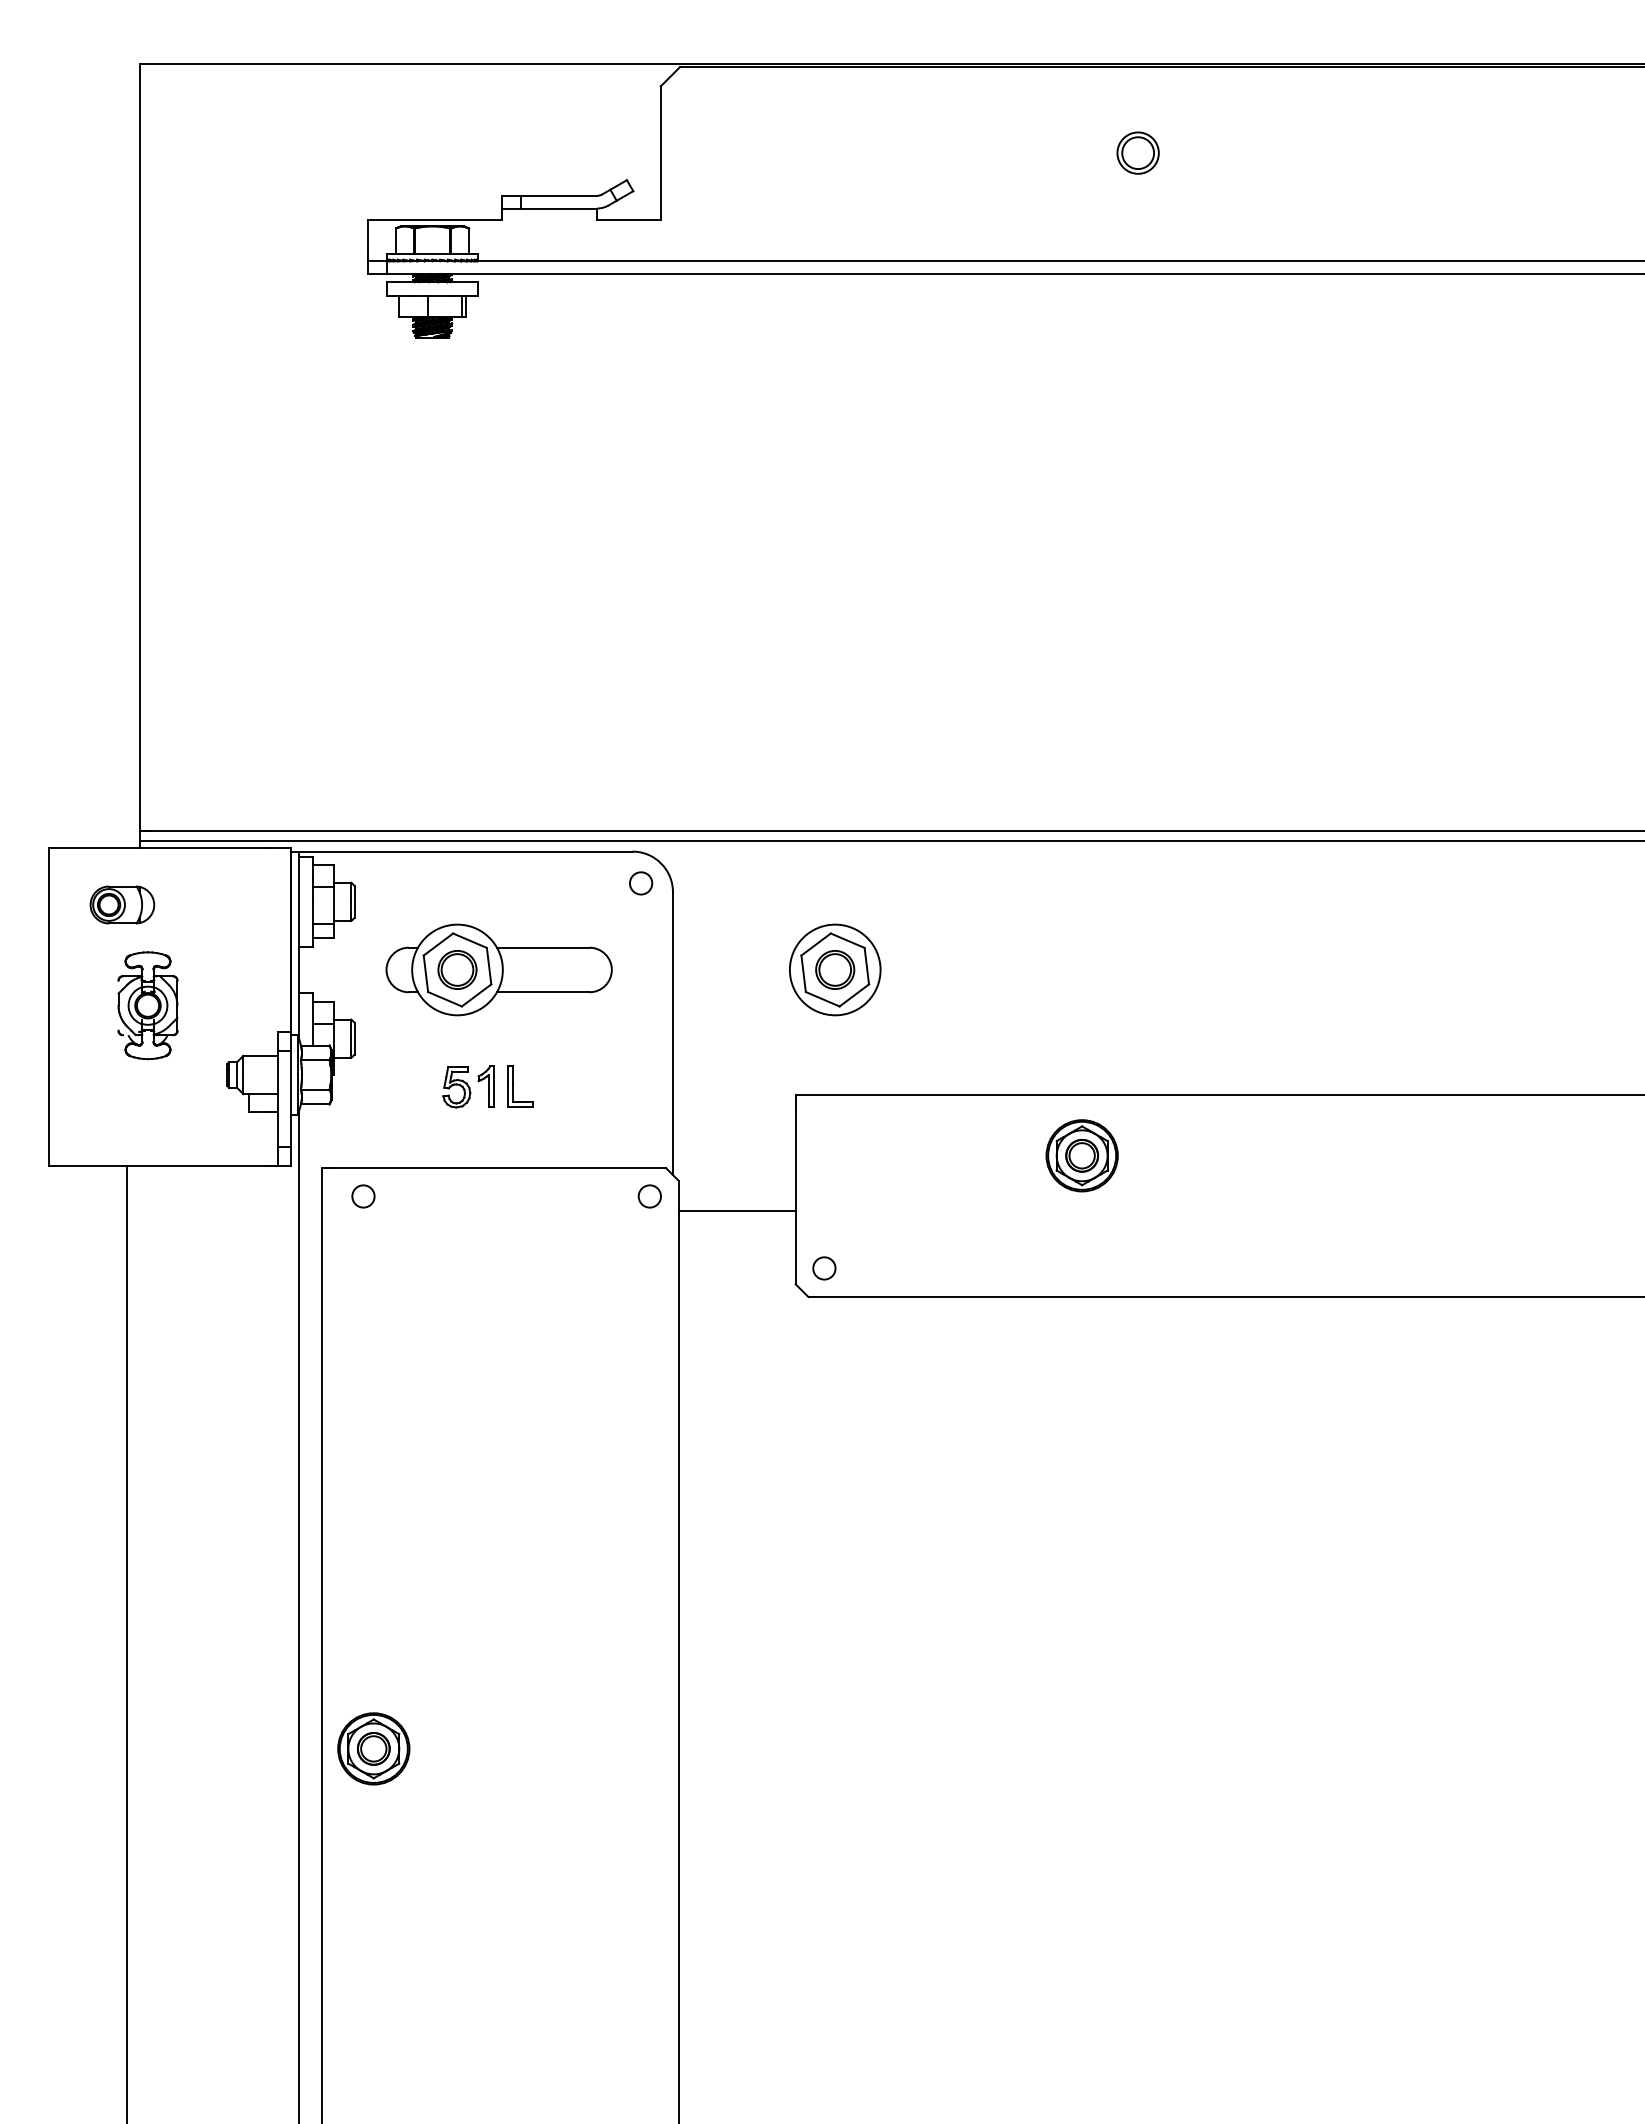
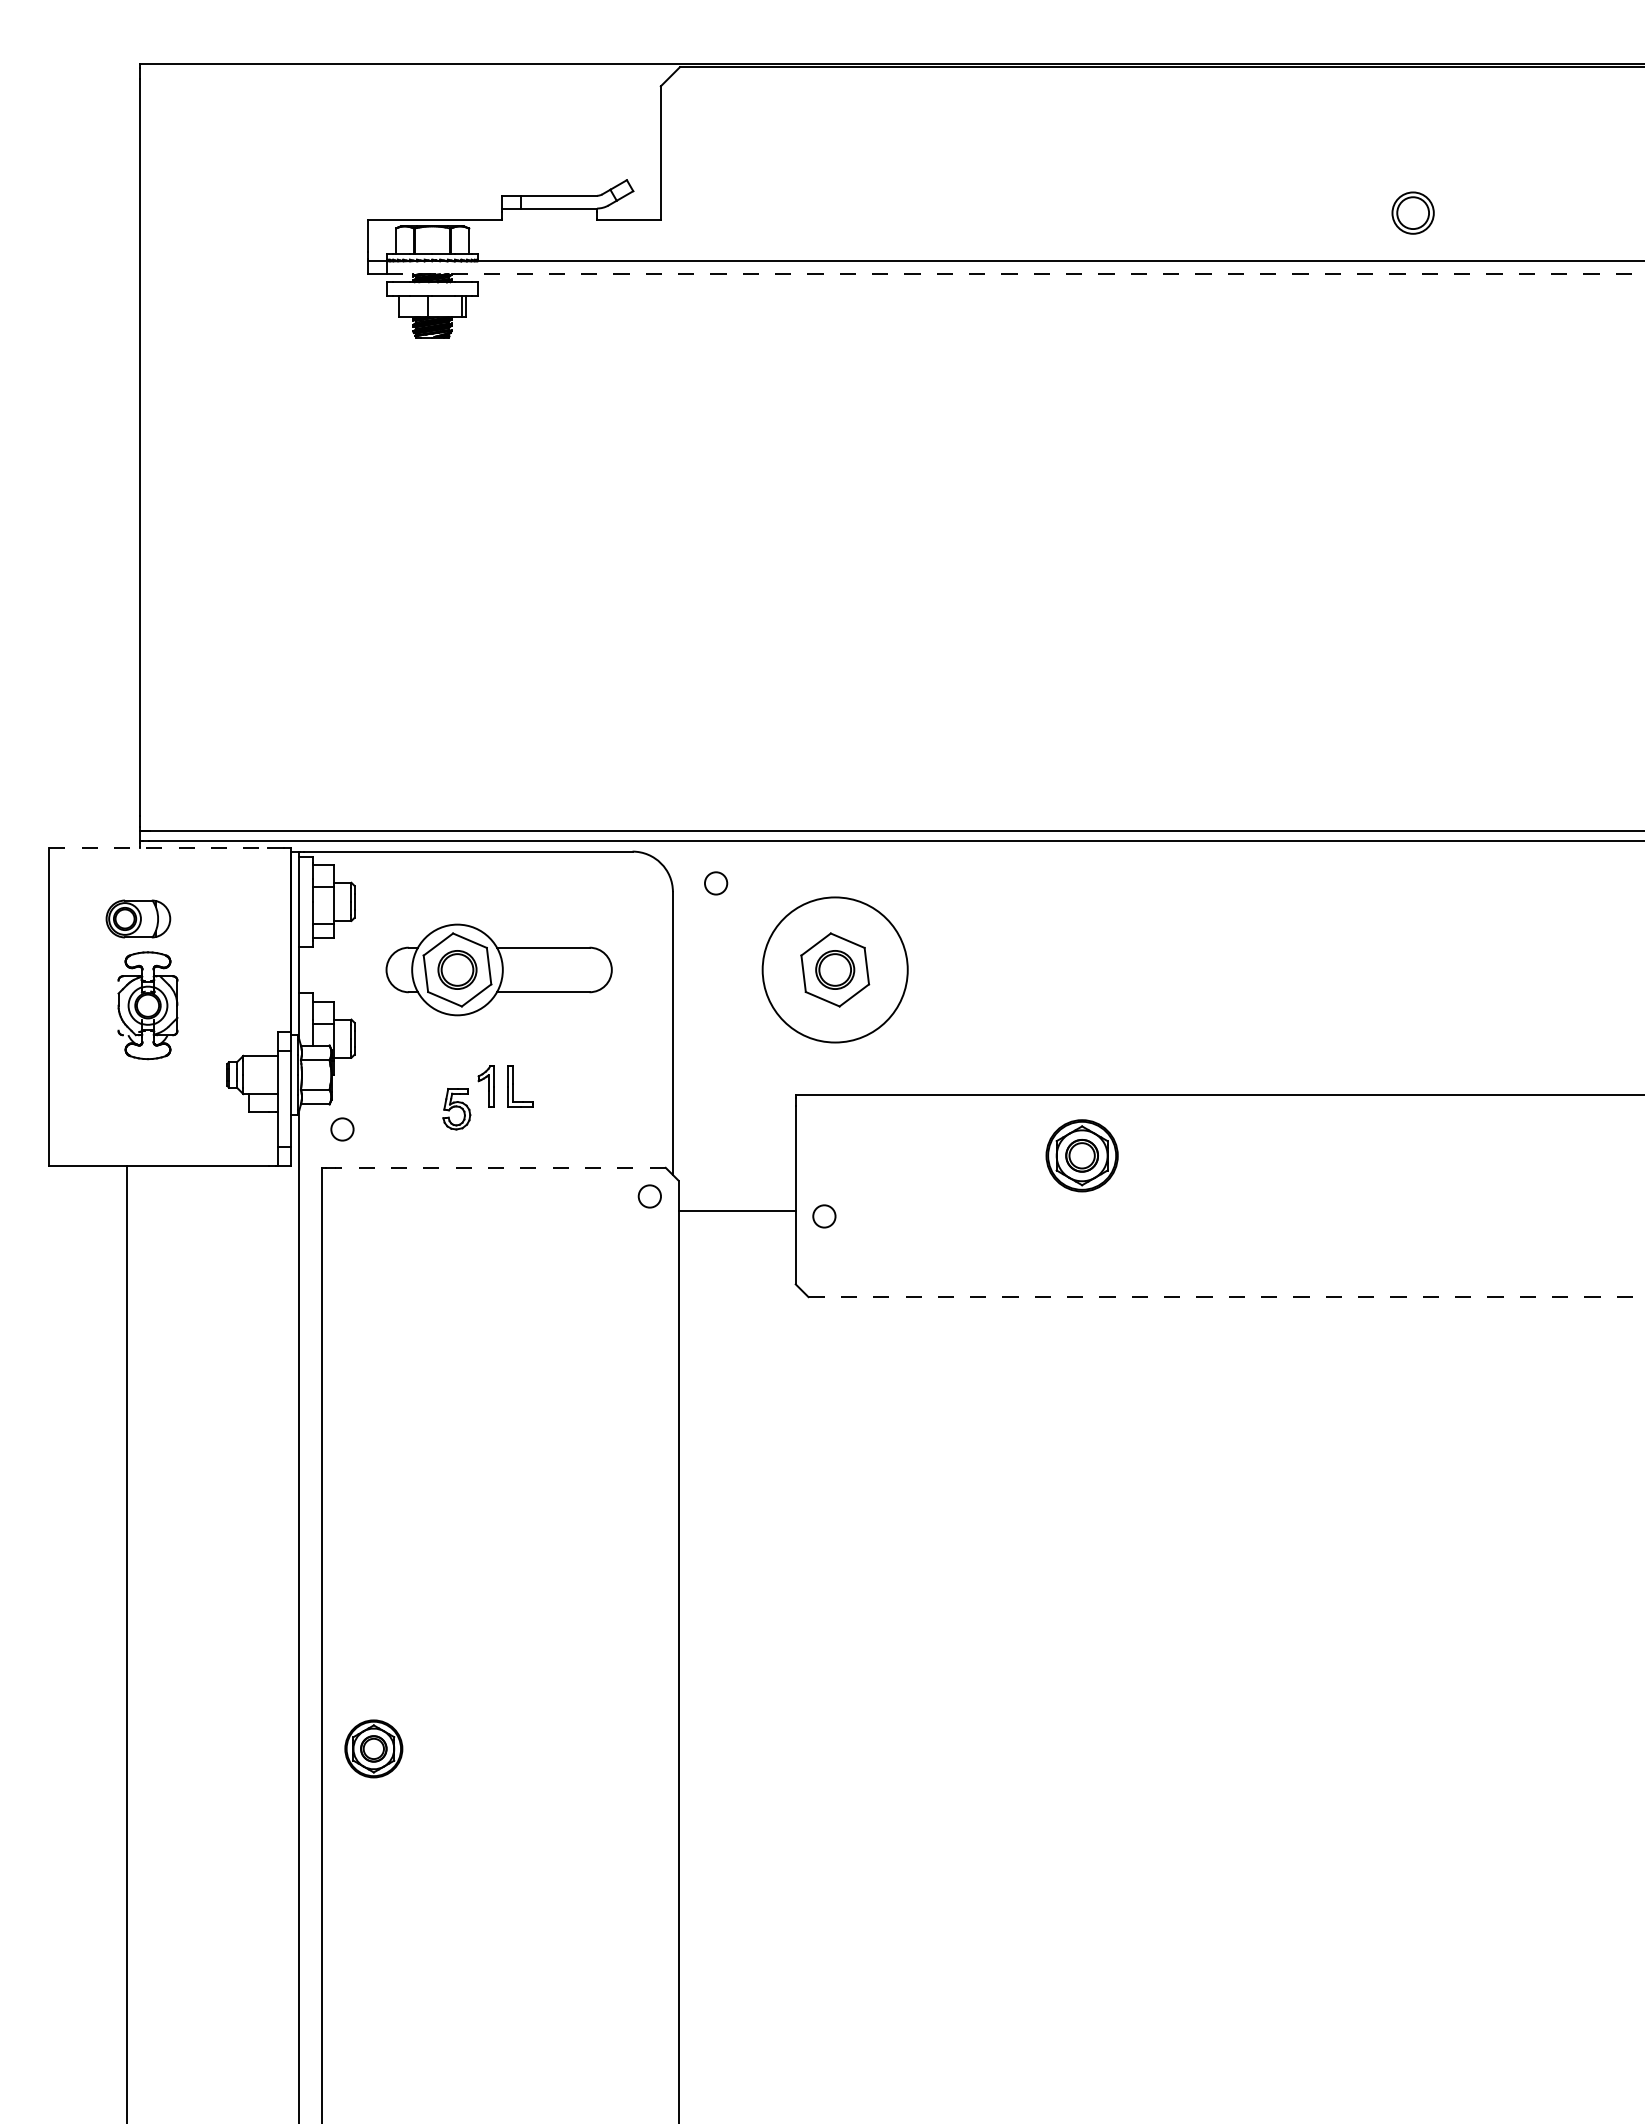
part position: (1137, 152) -> (1412, 212) (1412, 212)
line: solid -> dashed (1016, 274)
line: solid -> dashed (159, 847)
circle position: (641, 883) -> (716, 883) (716, 883)
part position: (122, 904) -> (138, 918) (138, 918)
circle diameter: 91 px -> 145 px (834, 969)
part position: (456, 1087) -> (456, 1109) (456, 1109)
line: solid -> dashed (499, 1167)
circle position: (363, 1196) -> (342, 1129) (342, 1129)
circle position: (824, 1268) -> (824, 1216) (824, 1216)
line: solid -> dashed (1226, 1297)
part size: 74x74 px -> 60x60 px (373, 1748)
